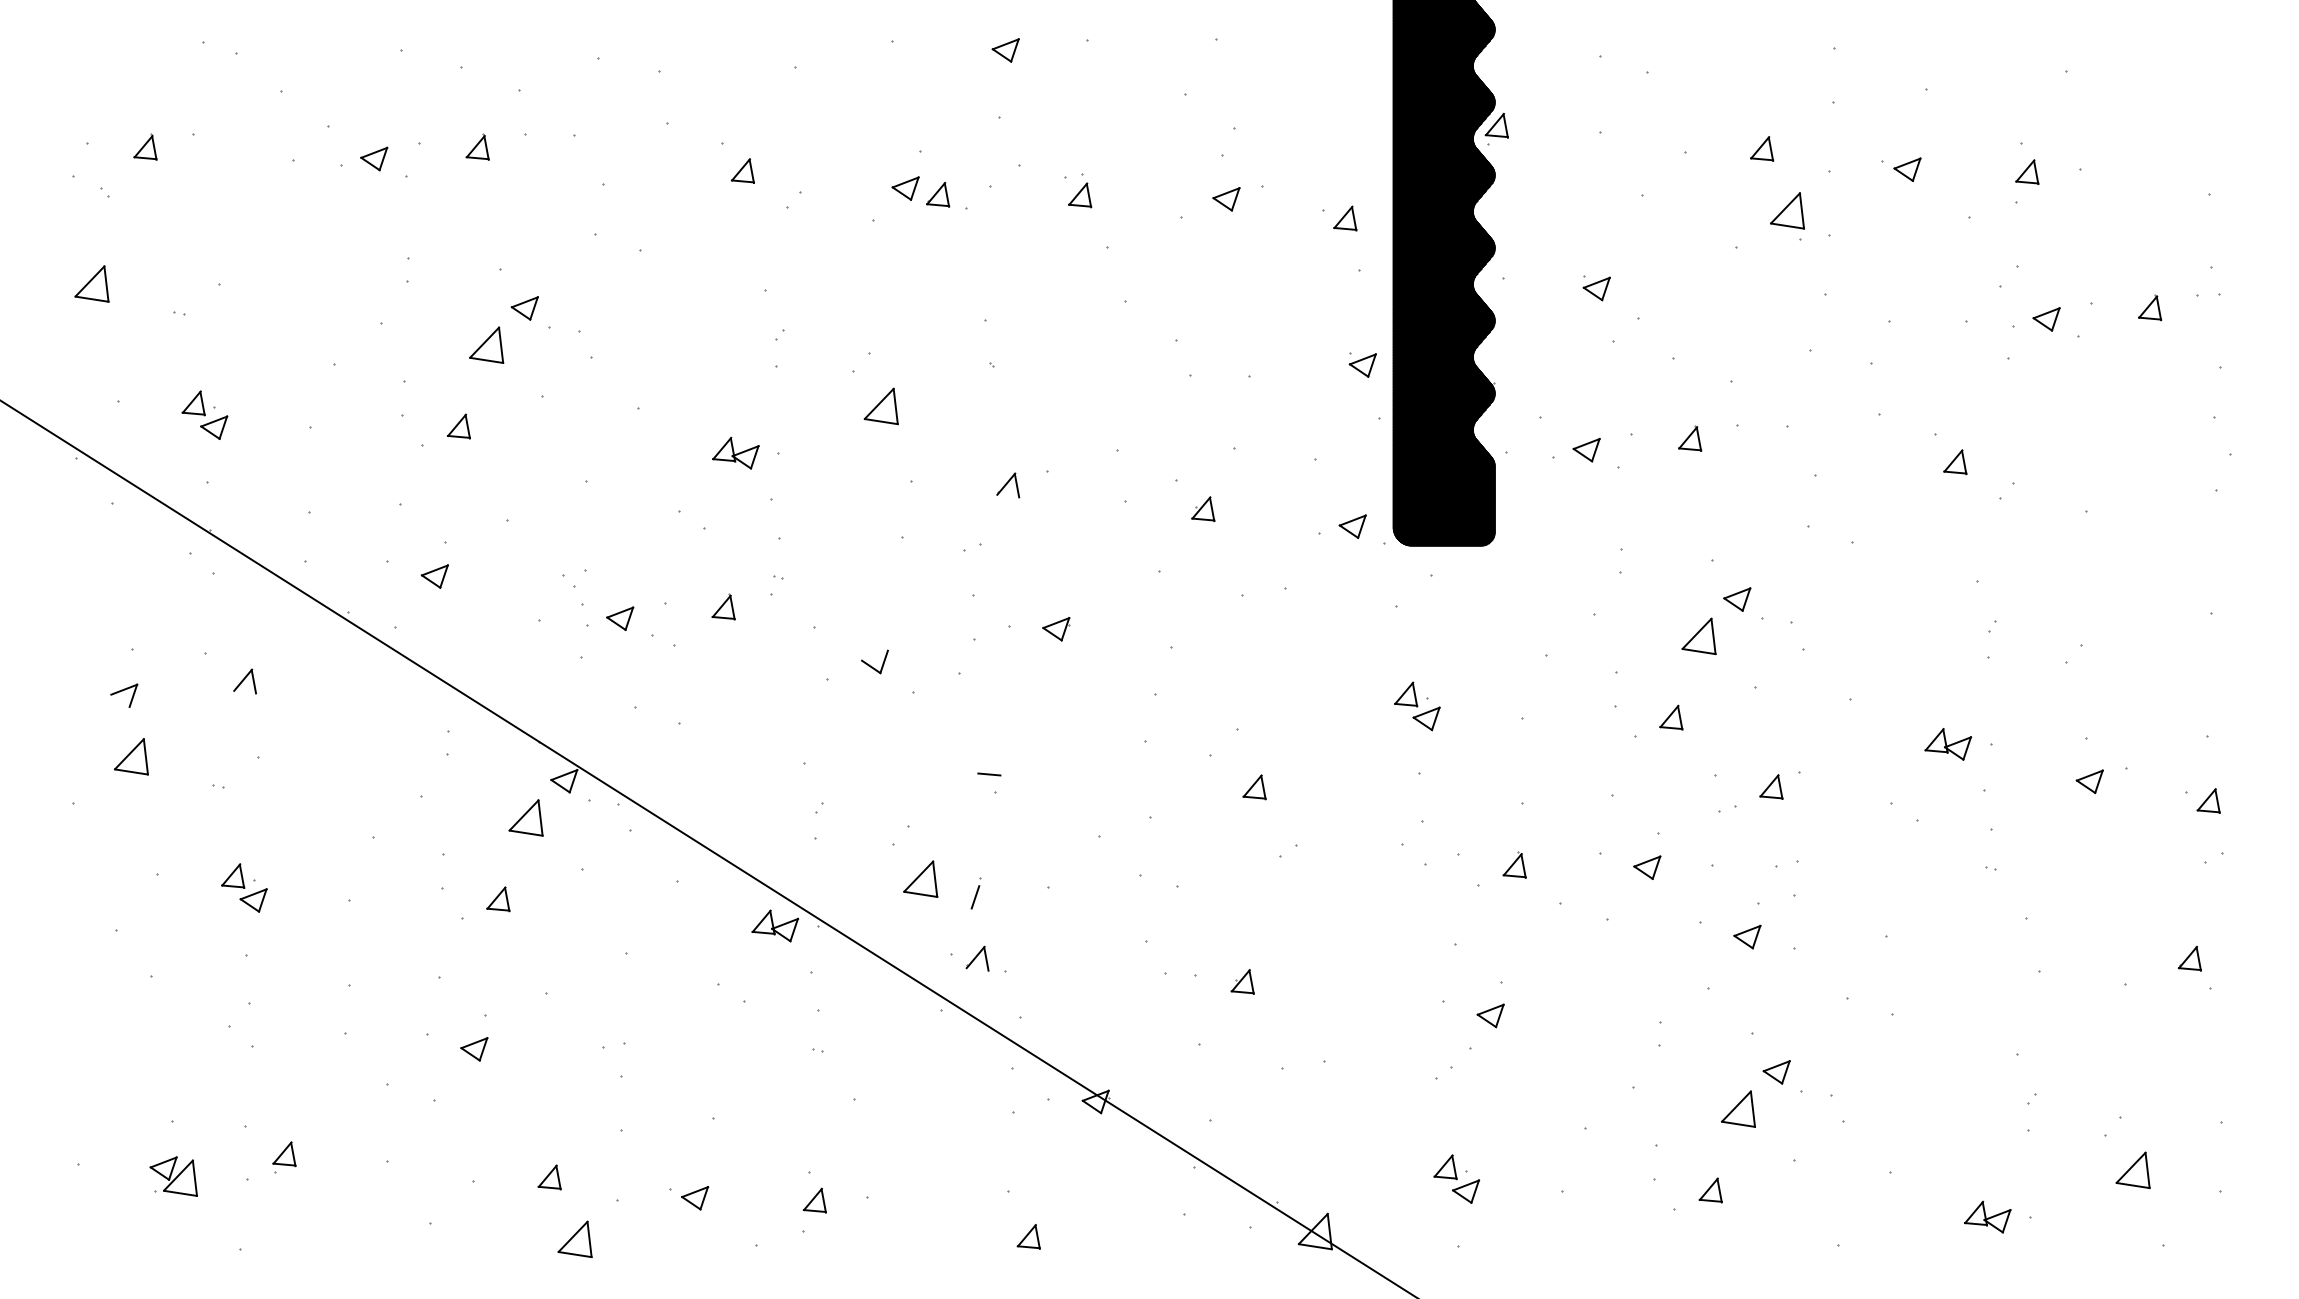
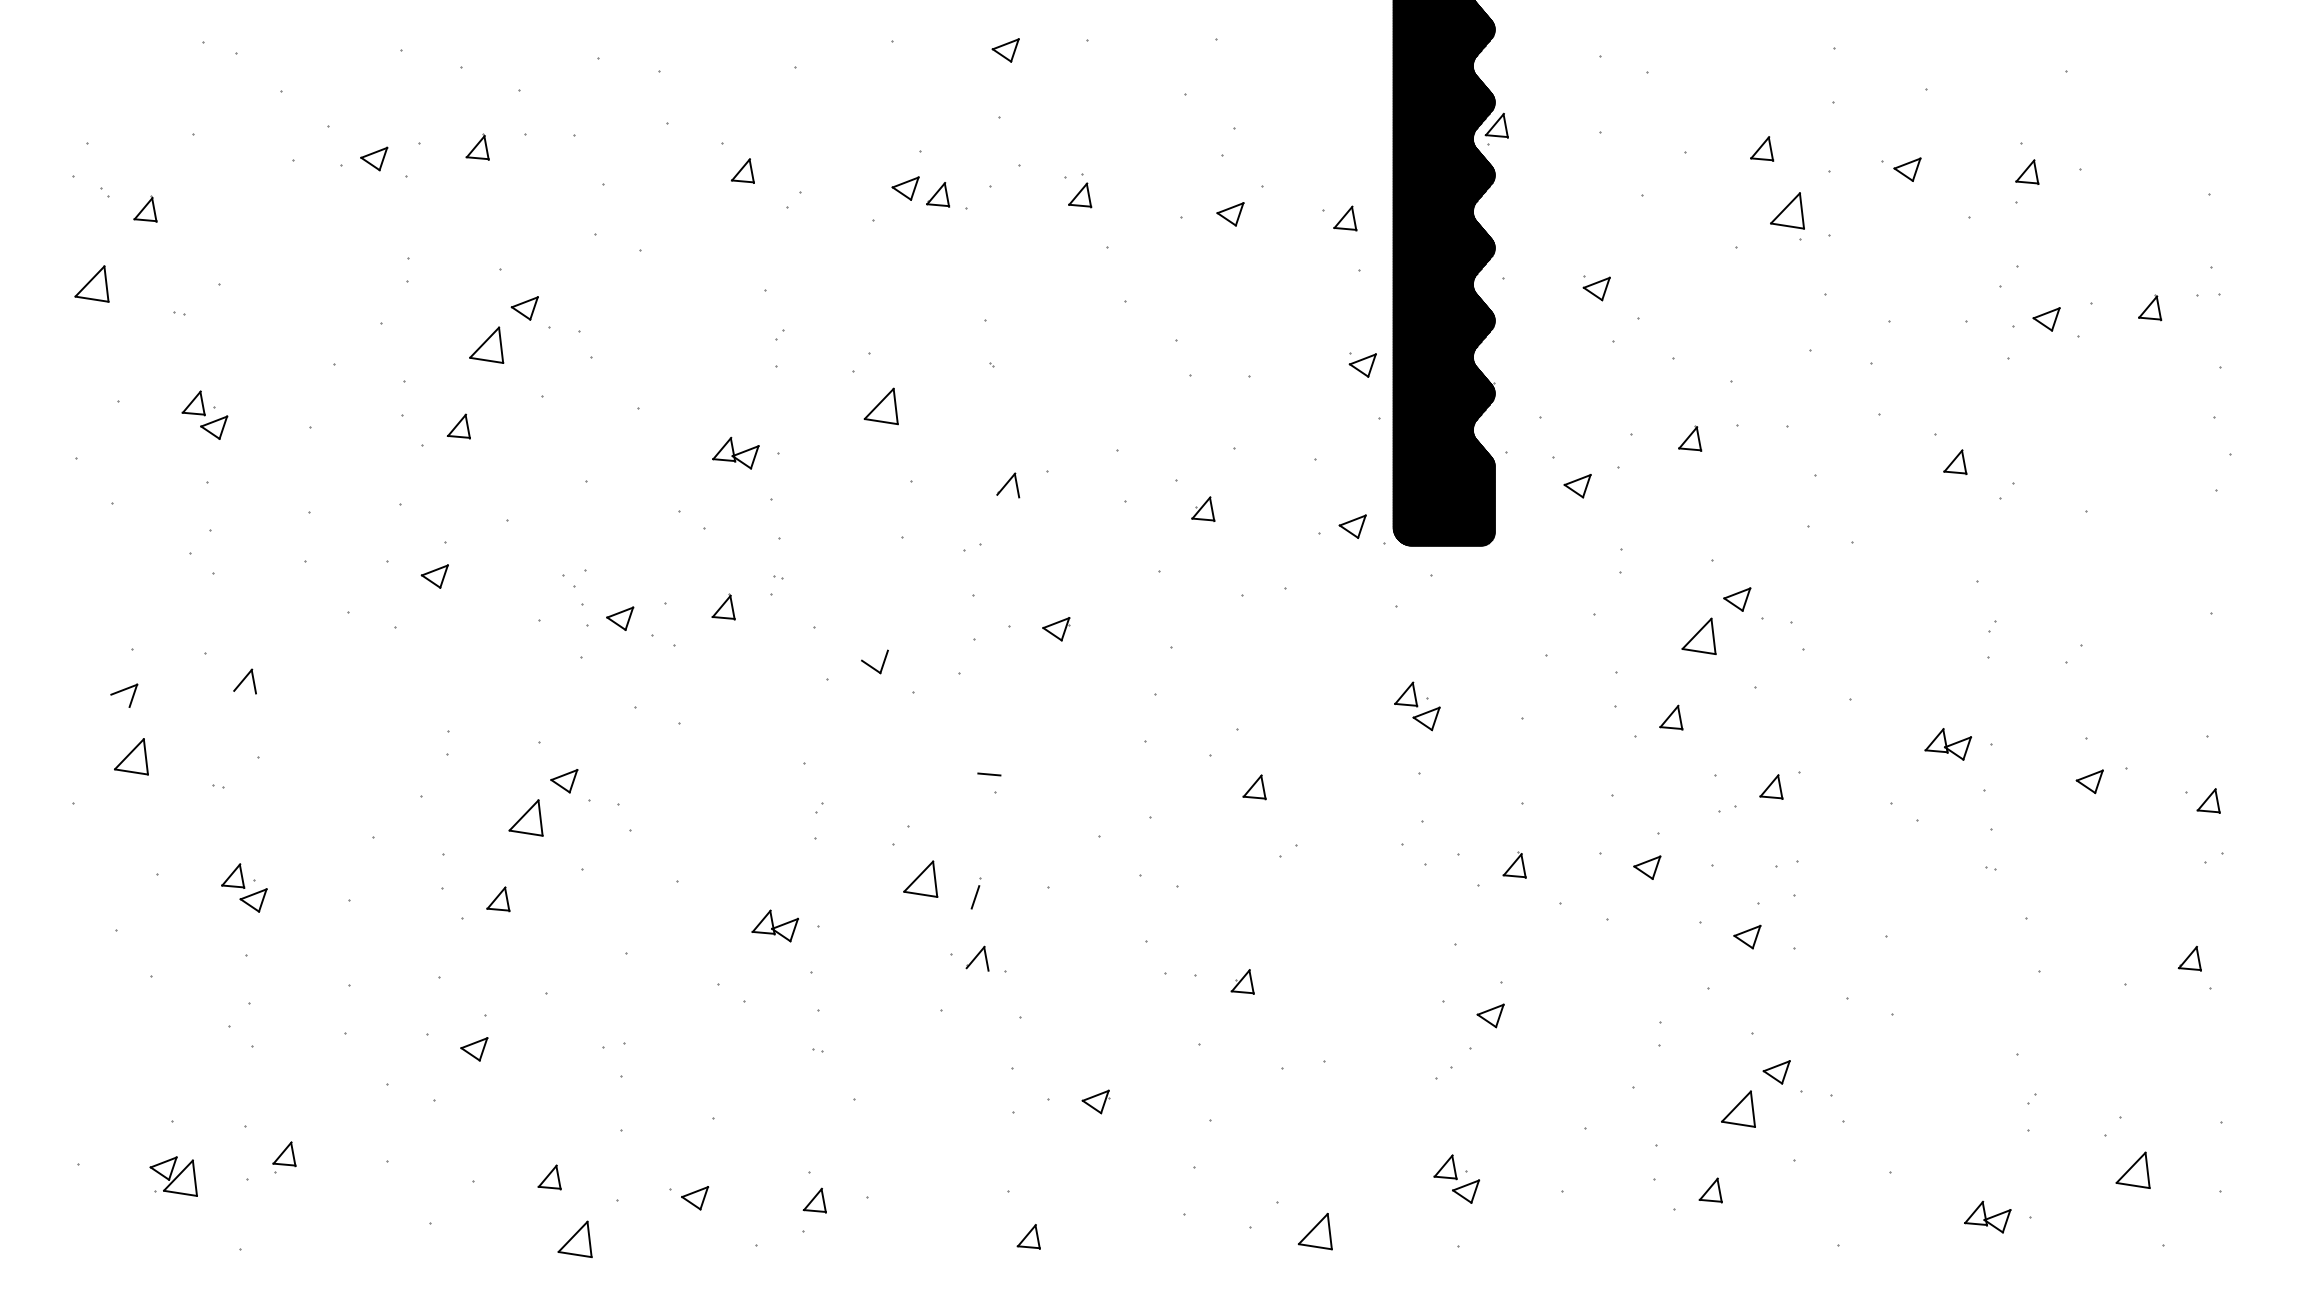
part position: (145, 146) -> (145, 208) (145, 208)
part position: (1226, 199) -> (1230, 214) (1230, 214)
part position: (1586, 450) -> (1577, 486) (1577, 486)
line: present -> none (708, 848)
